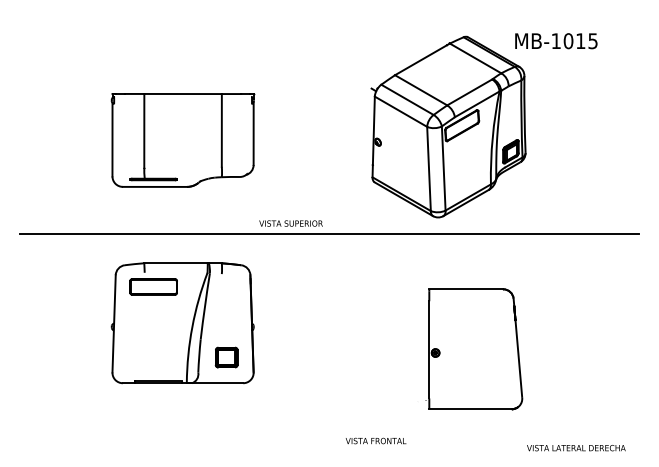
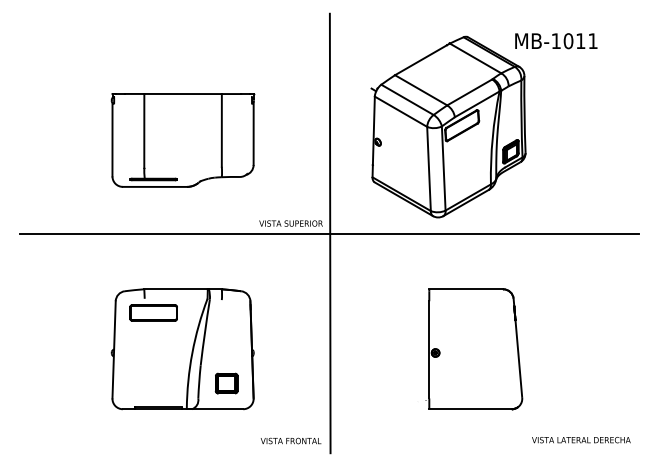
text: MB-1015 -> MB-1011 (592, 41)
line: none -> present (329, 233)
part position: (182, 323) -> (182, 349) (182, 349)
text position: (375, 440) -> (290, 440) (290, 440)
text position: (576, 448) -> (581, 440) (581, 440)
